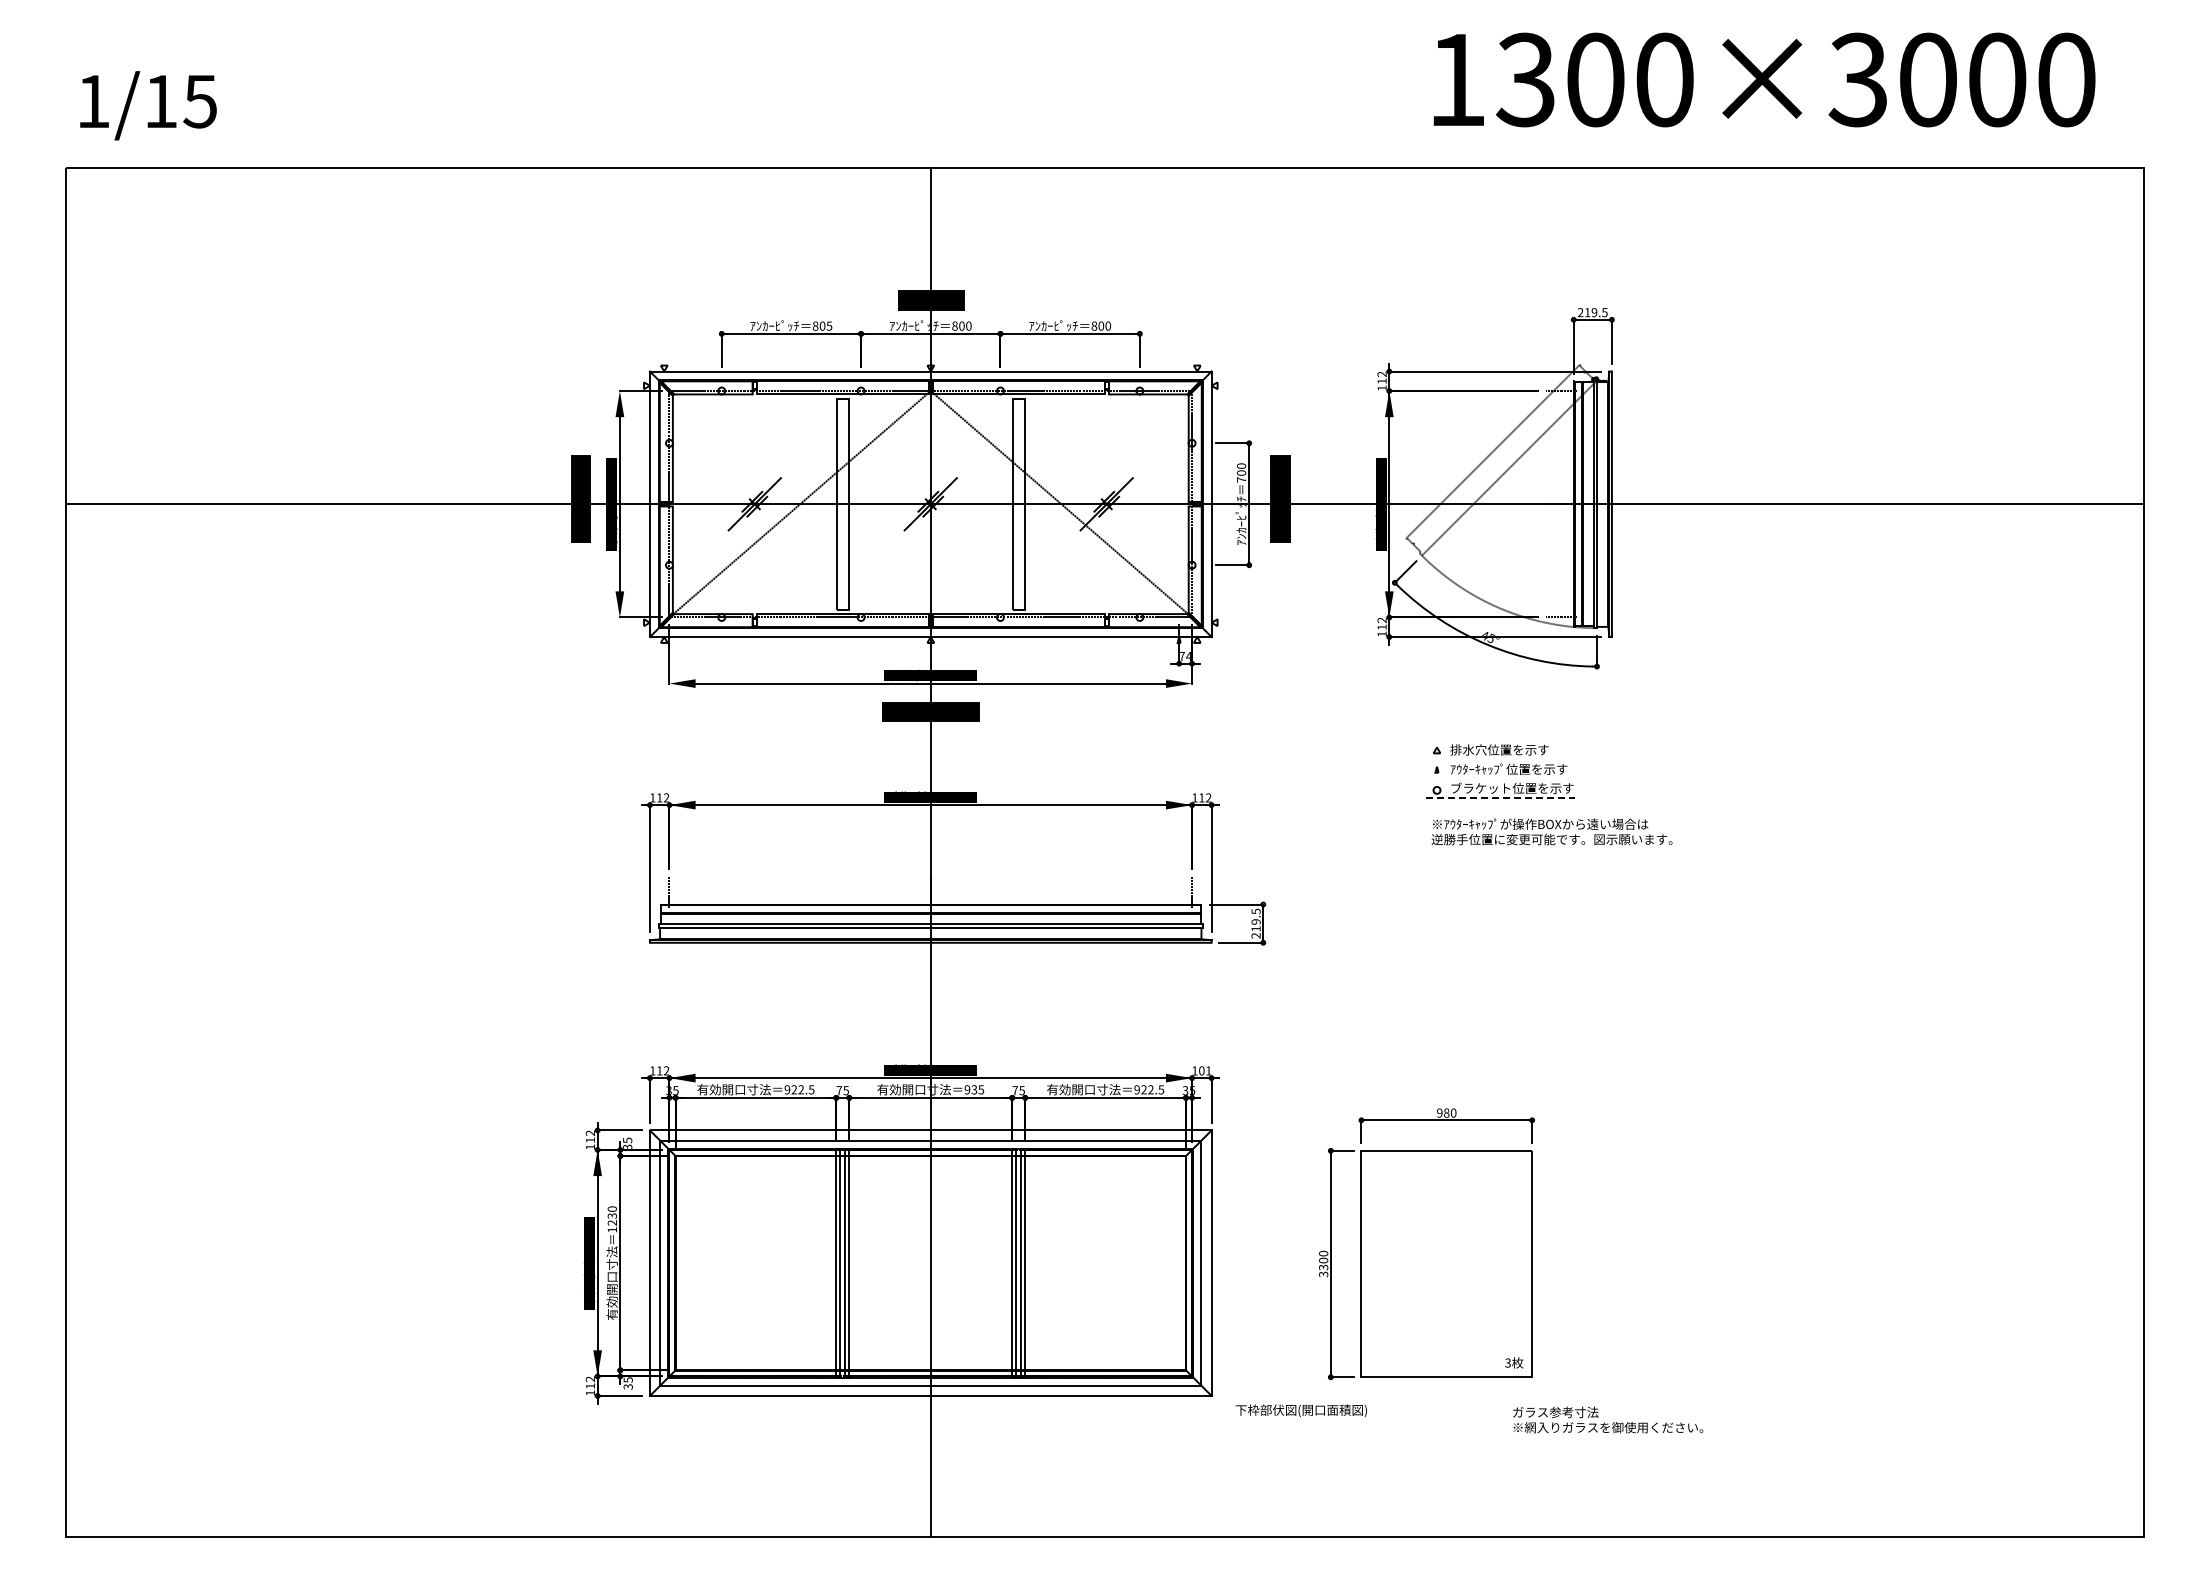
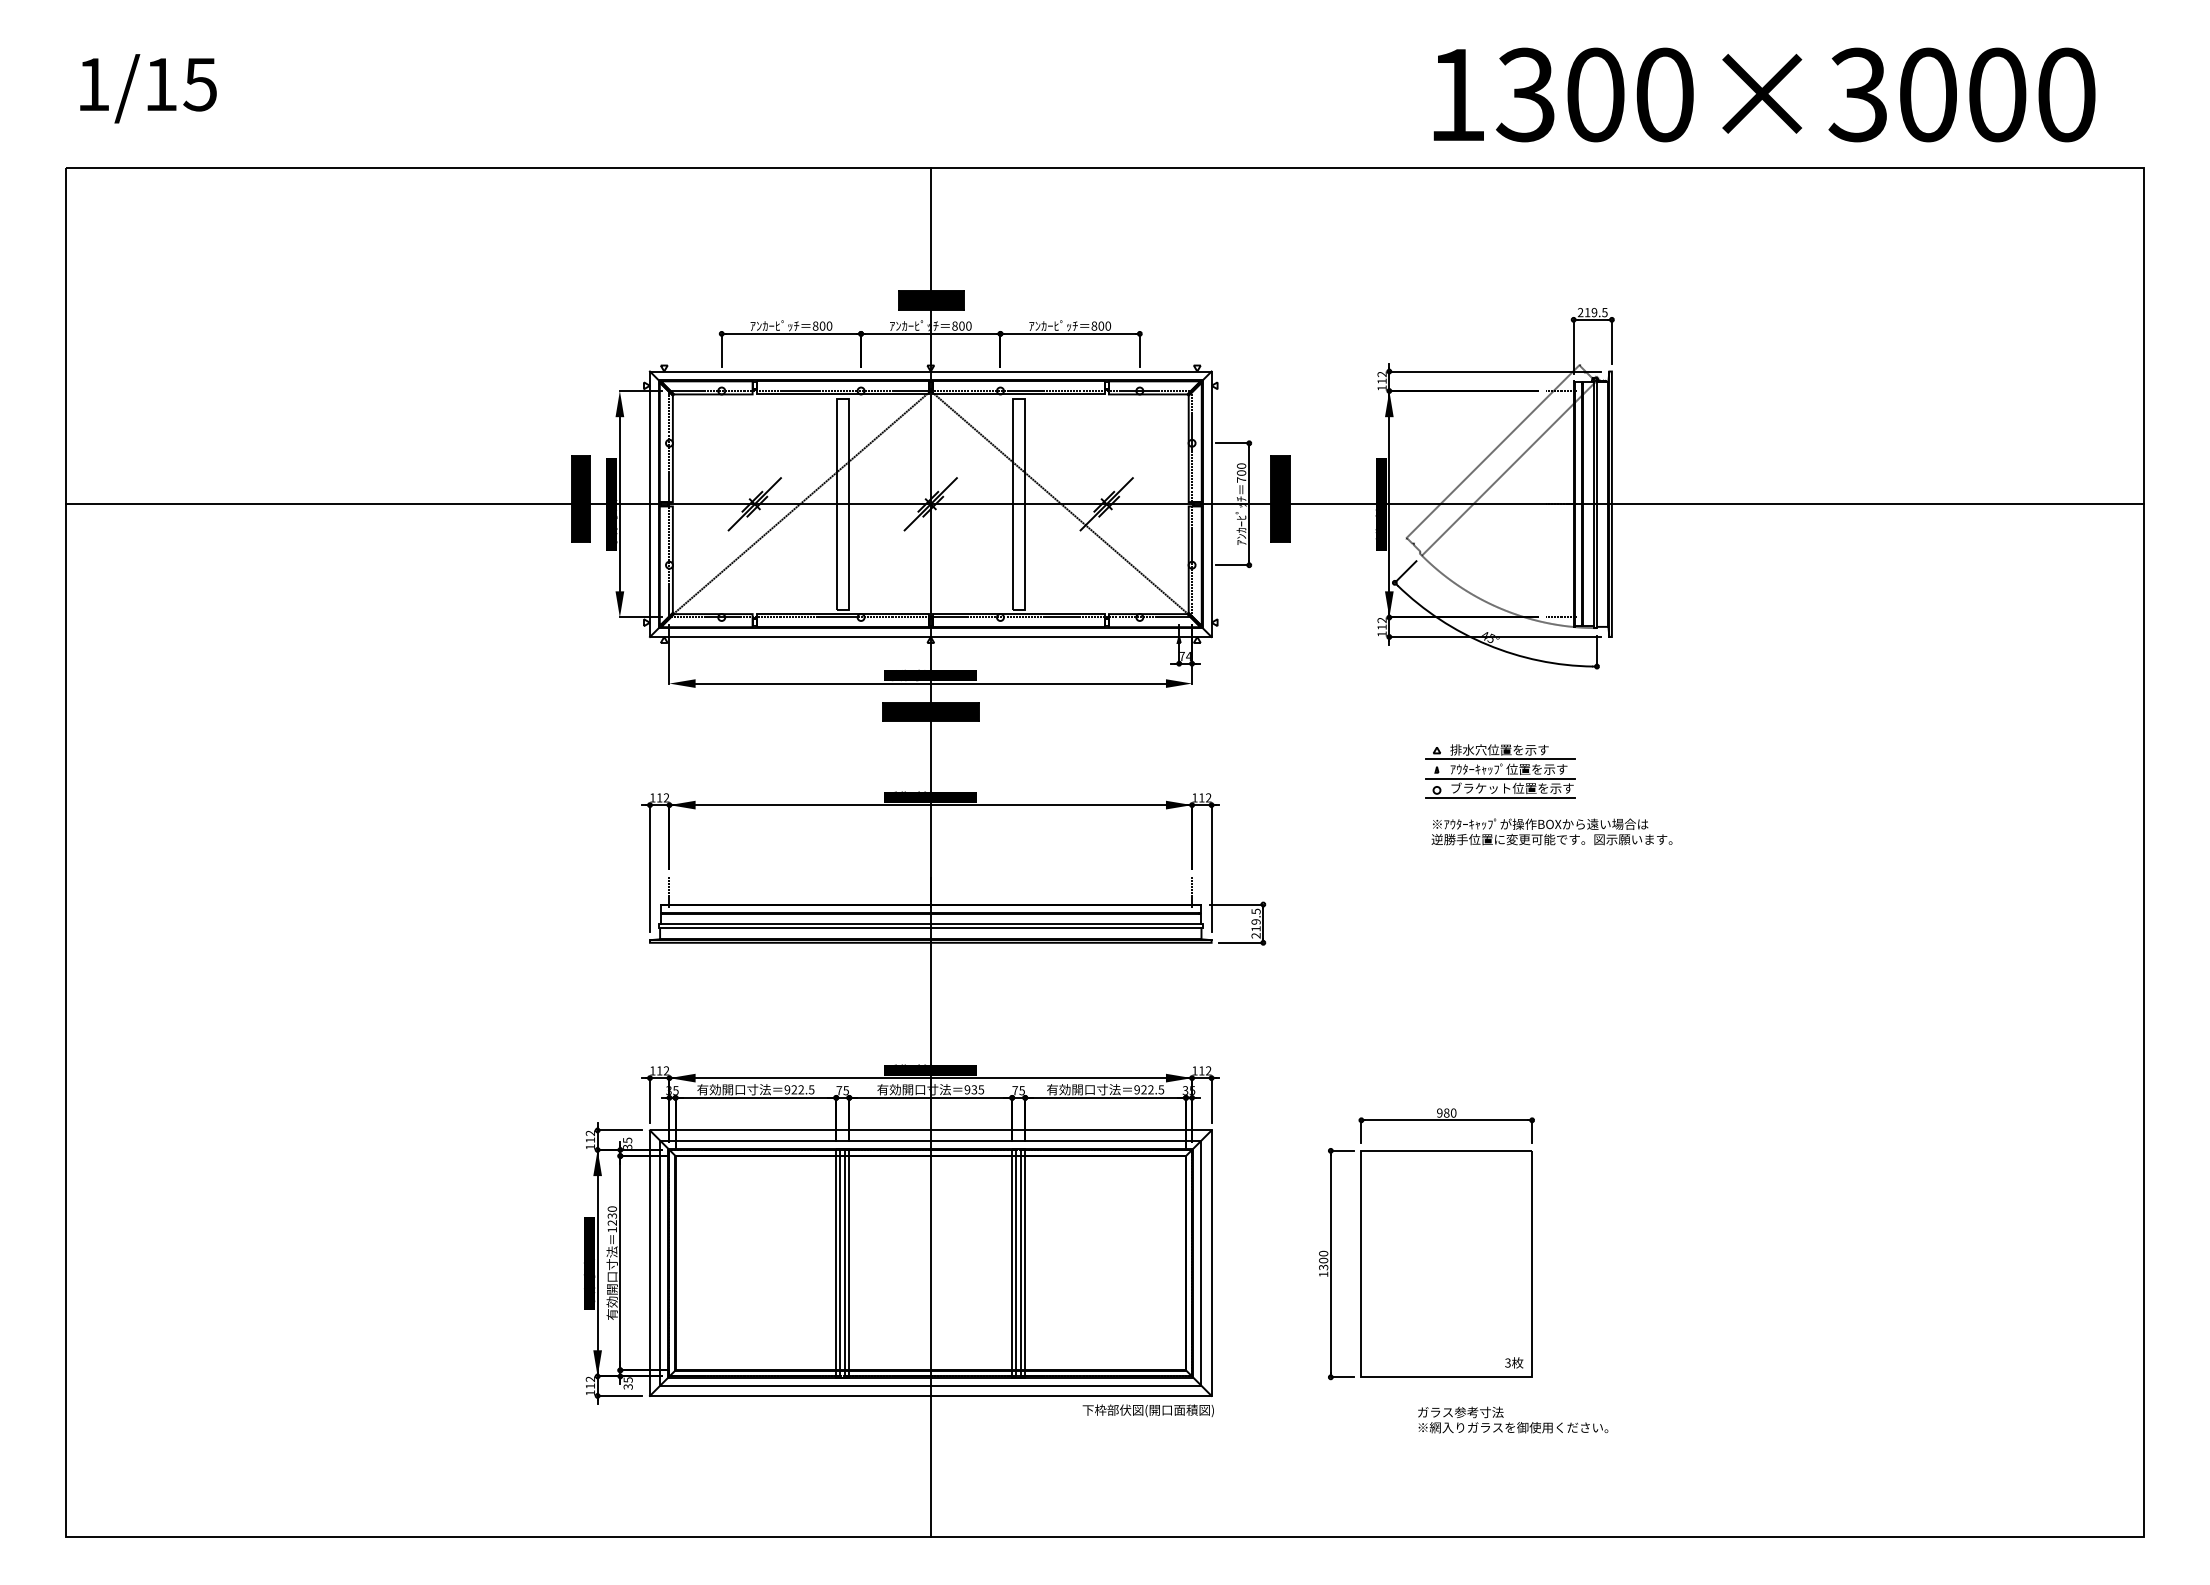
text position: (1764, 79) -> (1764, 94) (1764, 94)
text position: (148, 105) -> (148, 88) (148, 88)
text: 805 -> 800 (829, 325)
line: none -> present (1500, 758)
line: none -> present (1500, 778)
line: dashed -> solid (1501, 798)
text: 101 -> 112 (1205, 1070)
text: 3300 -> 1300 (1323, 1274)
text position: (1300, 1410) -> (1147, 1410) (1147, 1410)
text position: (1608, 1419) -> (1513, 1419) (1513, 1419)
